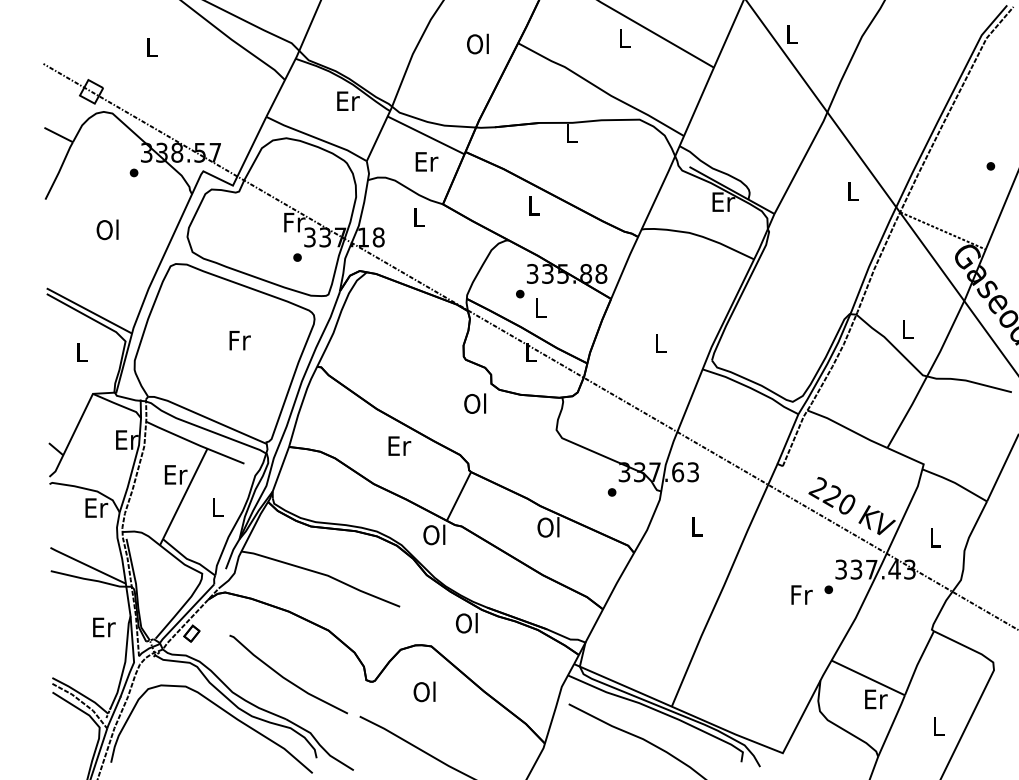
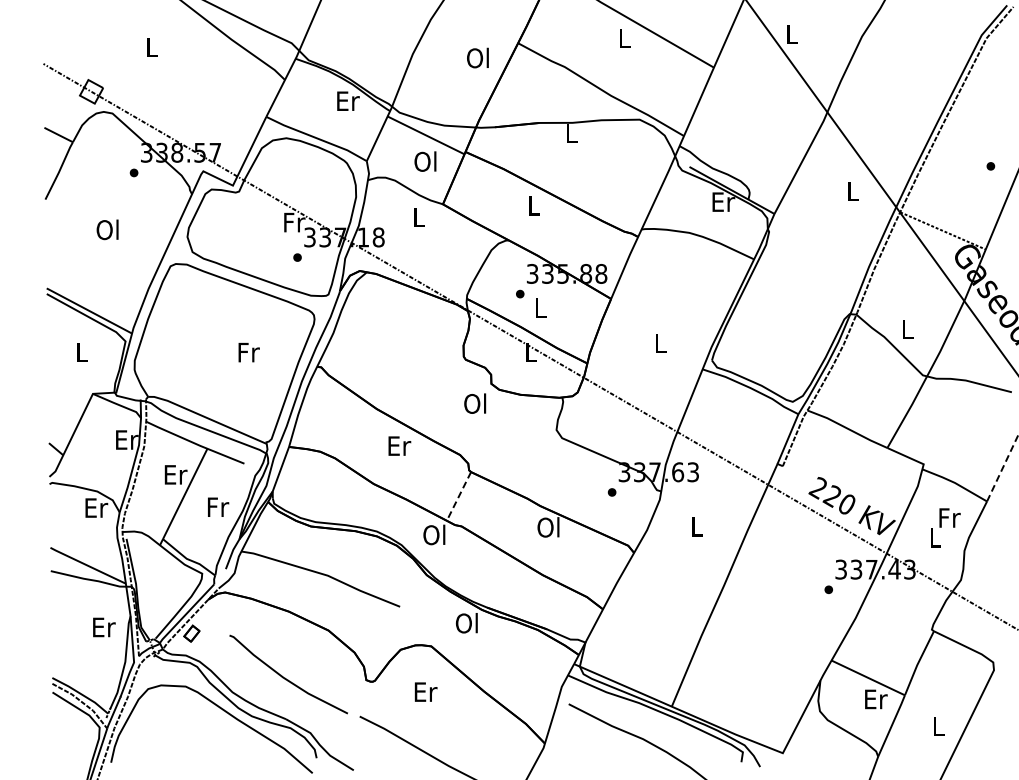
text position: (477, 43) -> (477, 57) (477, 57)
text: Er -> Ol (426, 161)
text position: (239, 340) -> (248, 352) (248, 352)
line: solid -> dashed (1003, 467)
line: solid -> dashed (458, 496)
text: L -> Fr (218, 506)
text position: (801, 594) -> (949, 517) (949, 517)
text: Ol -> Er (425, 691)
